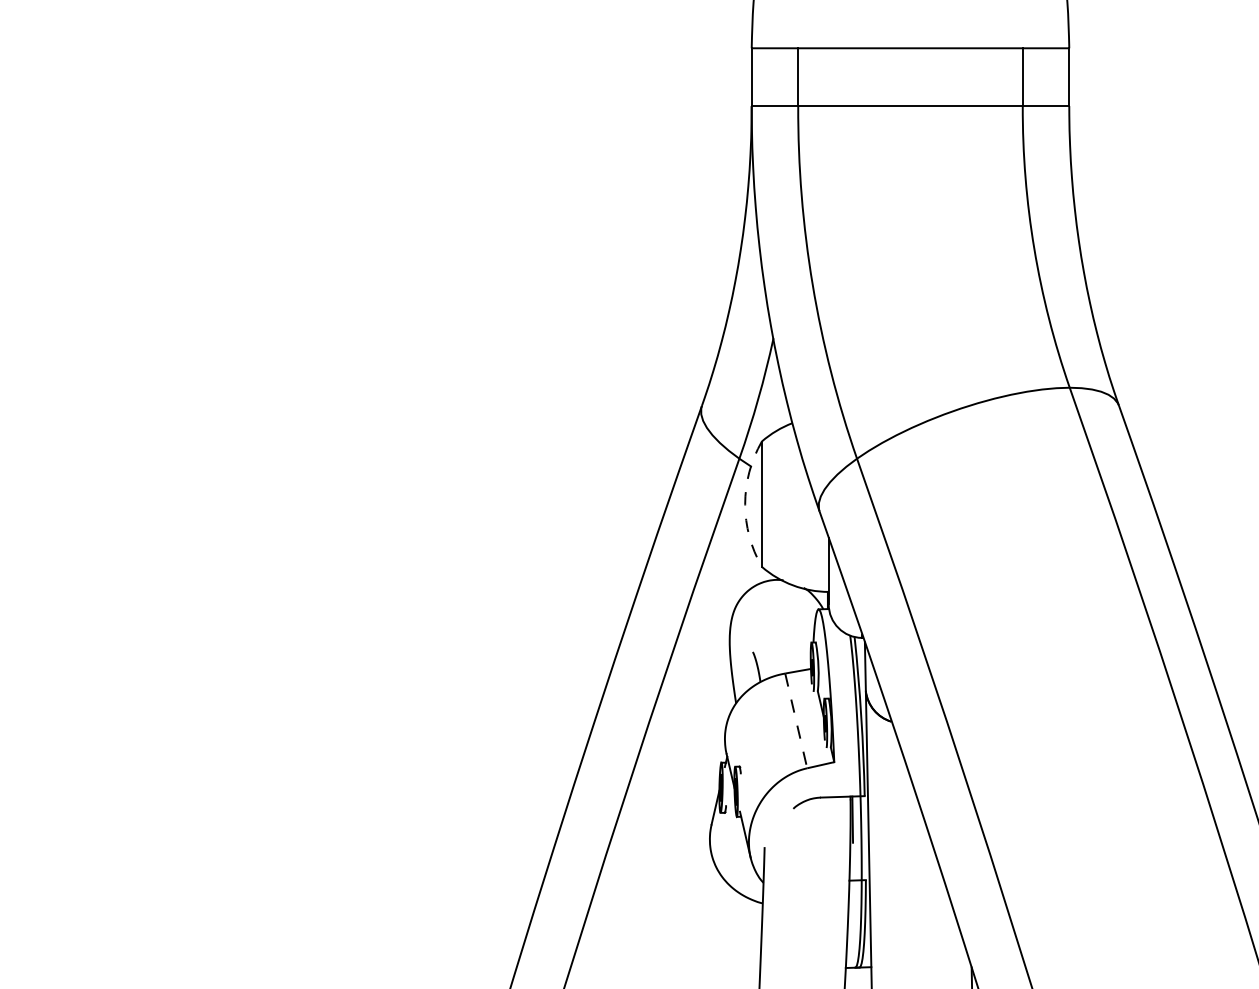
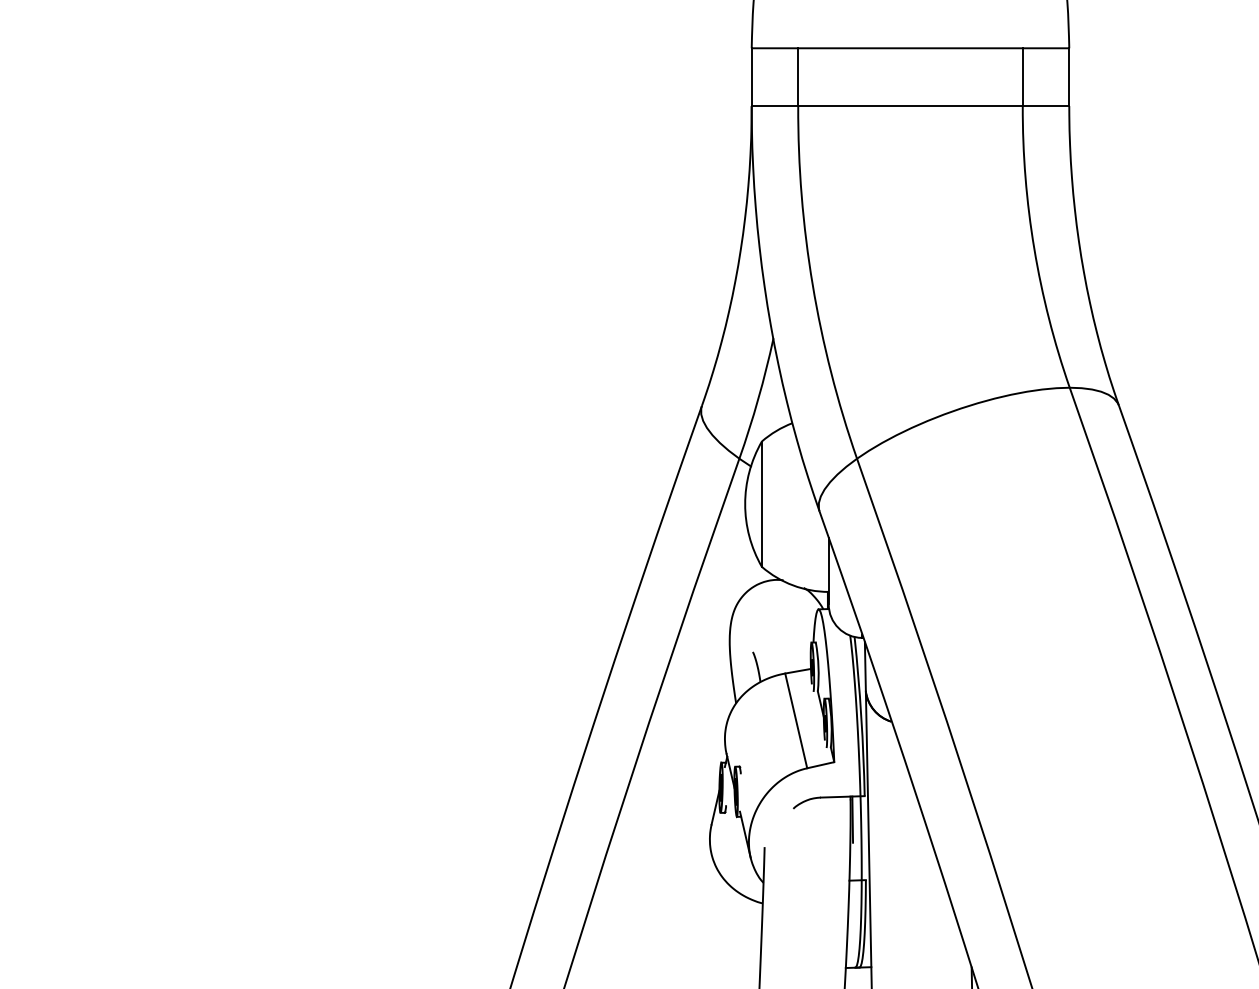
arc: dashed -> solid (745, 504)
line: dashed -> solid (796, 720)
